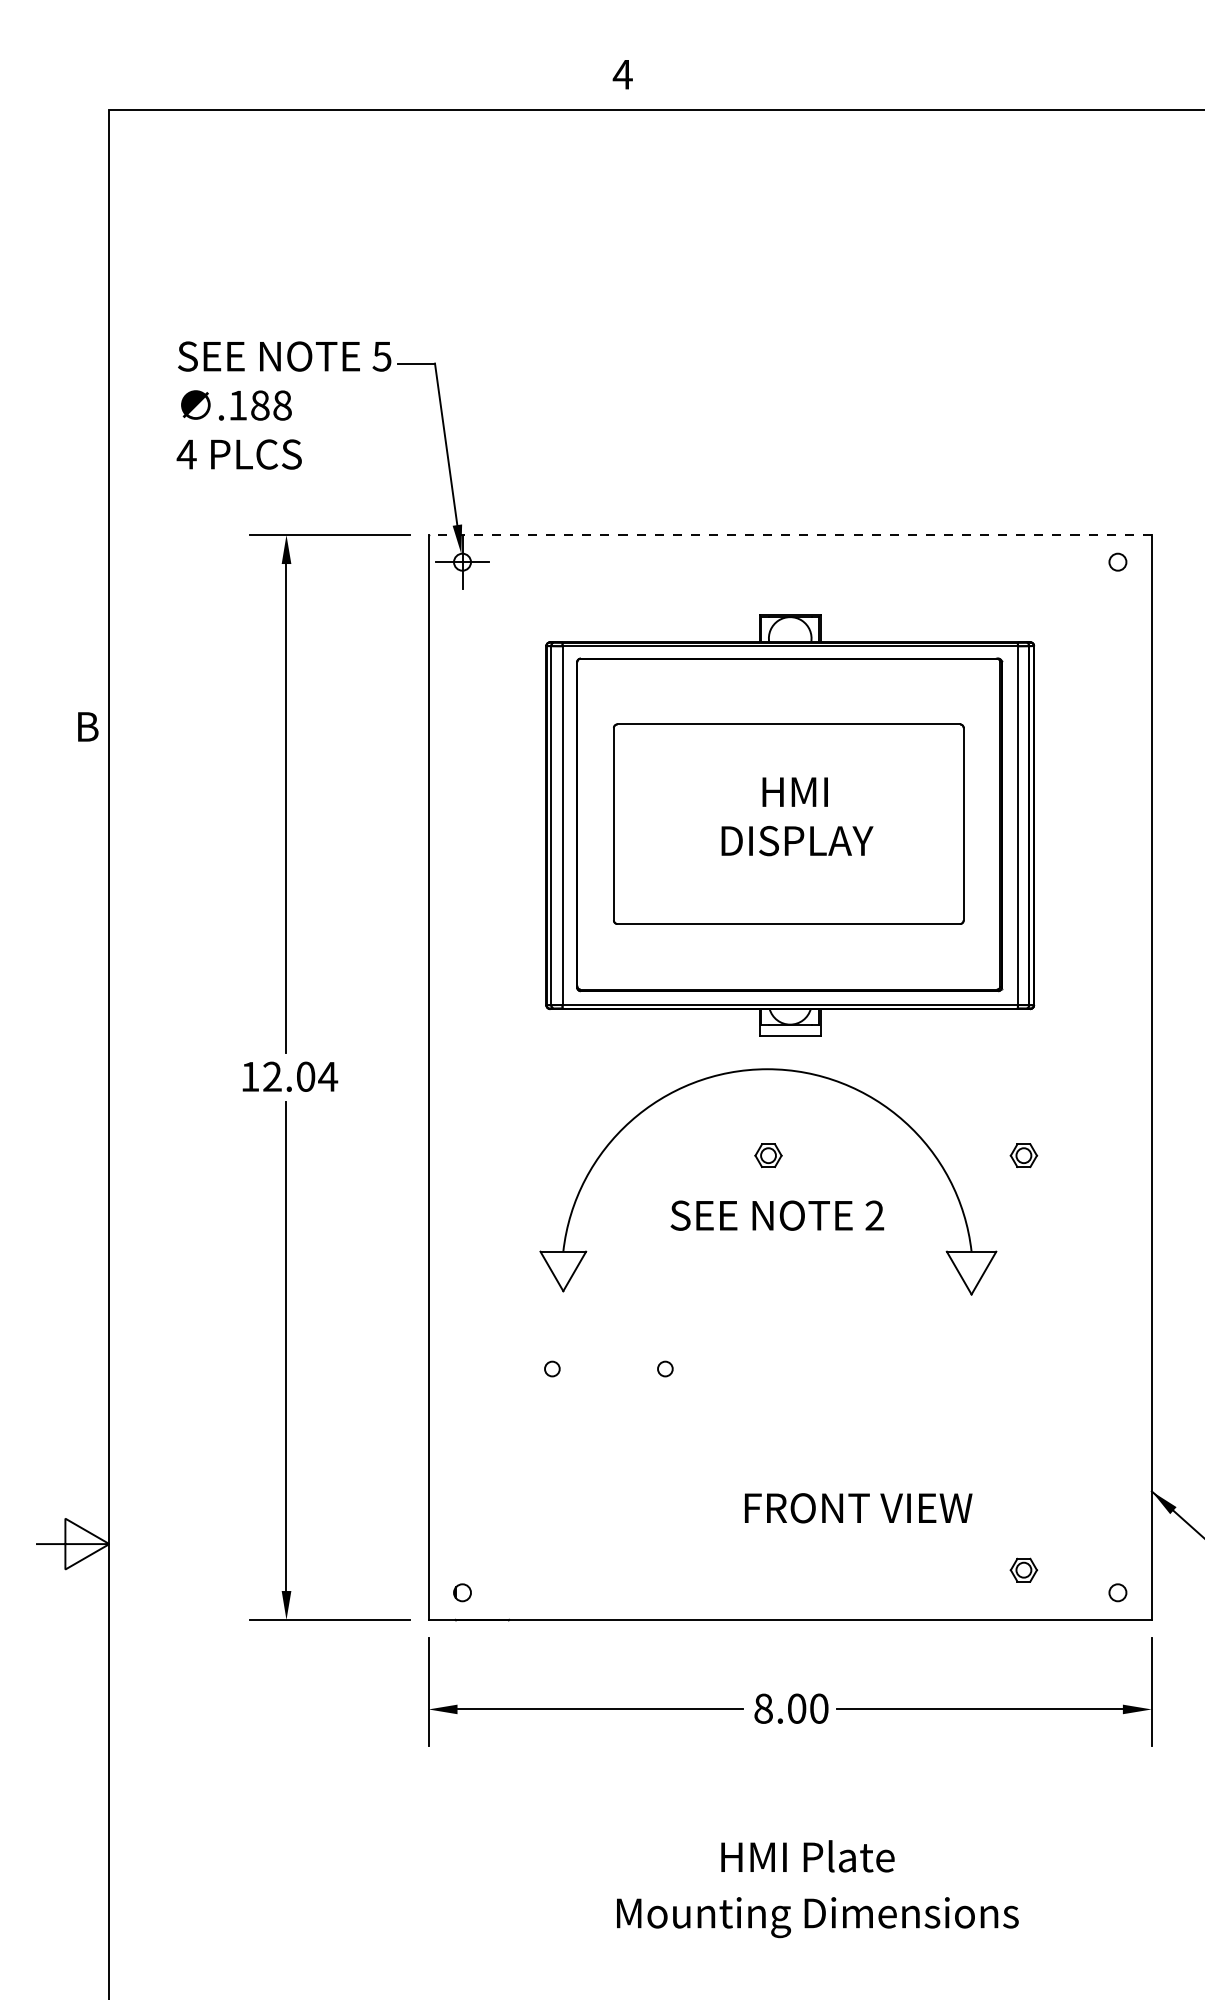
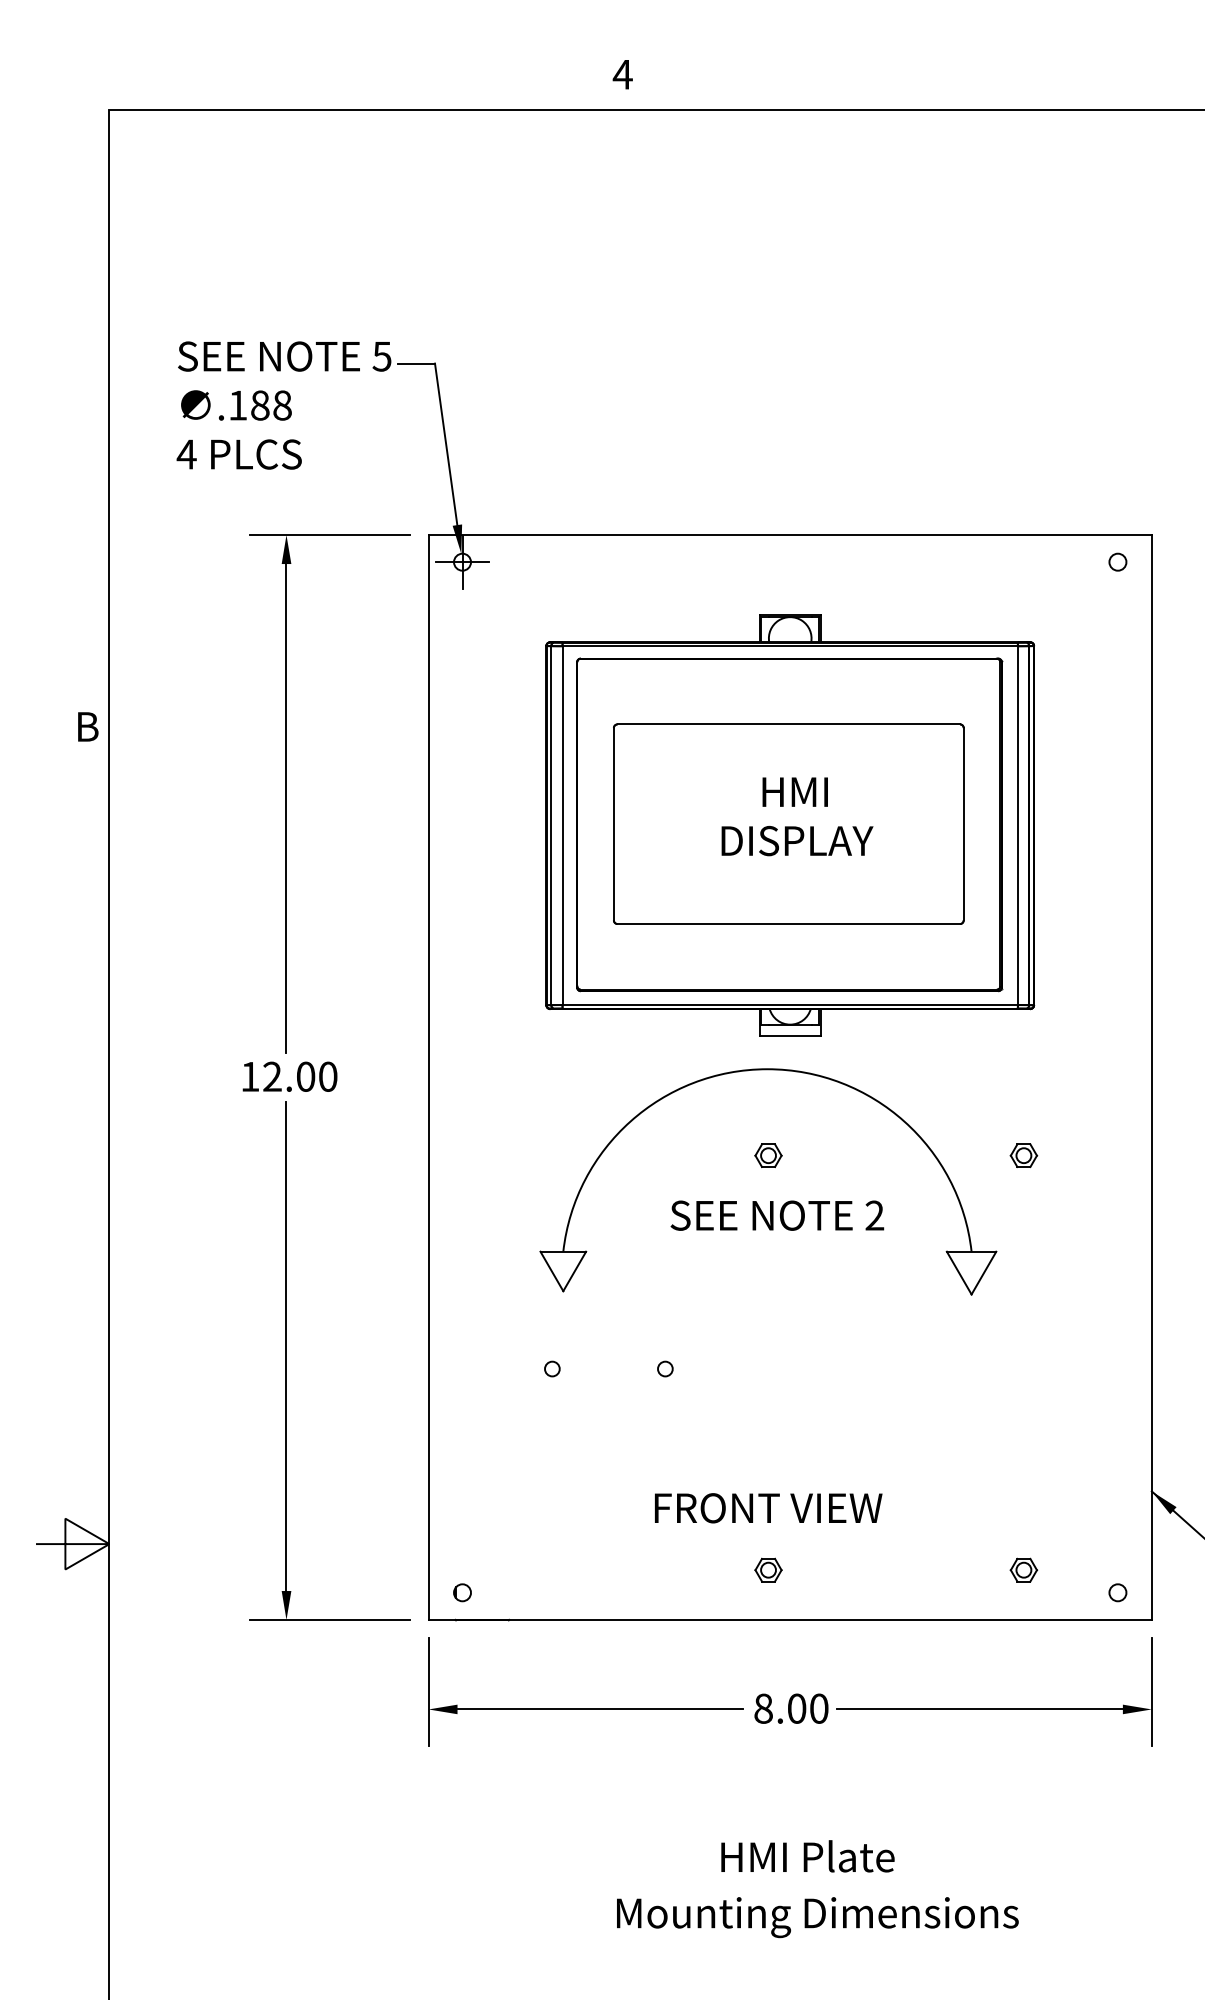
line: dashed -> solid (790, 535)
text: 12.04 -> 12.00 (328, 1076)
text position: (858, 1508) -> (768, 1508) (768, 1508)
part: none -> present (768, 1569)
